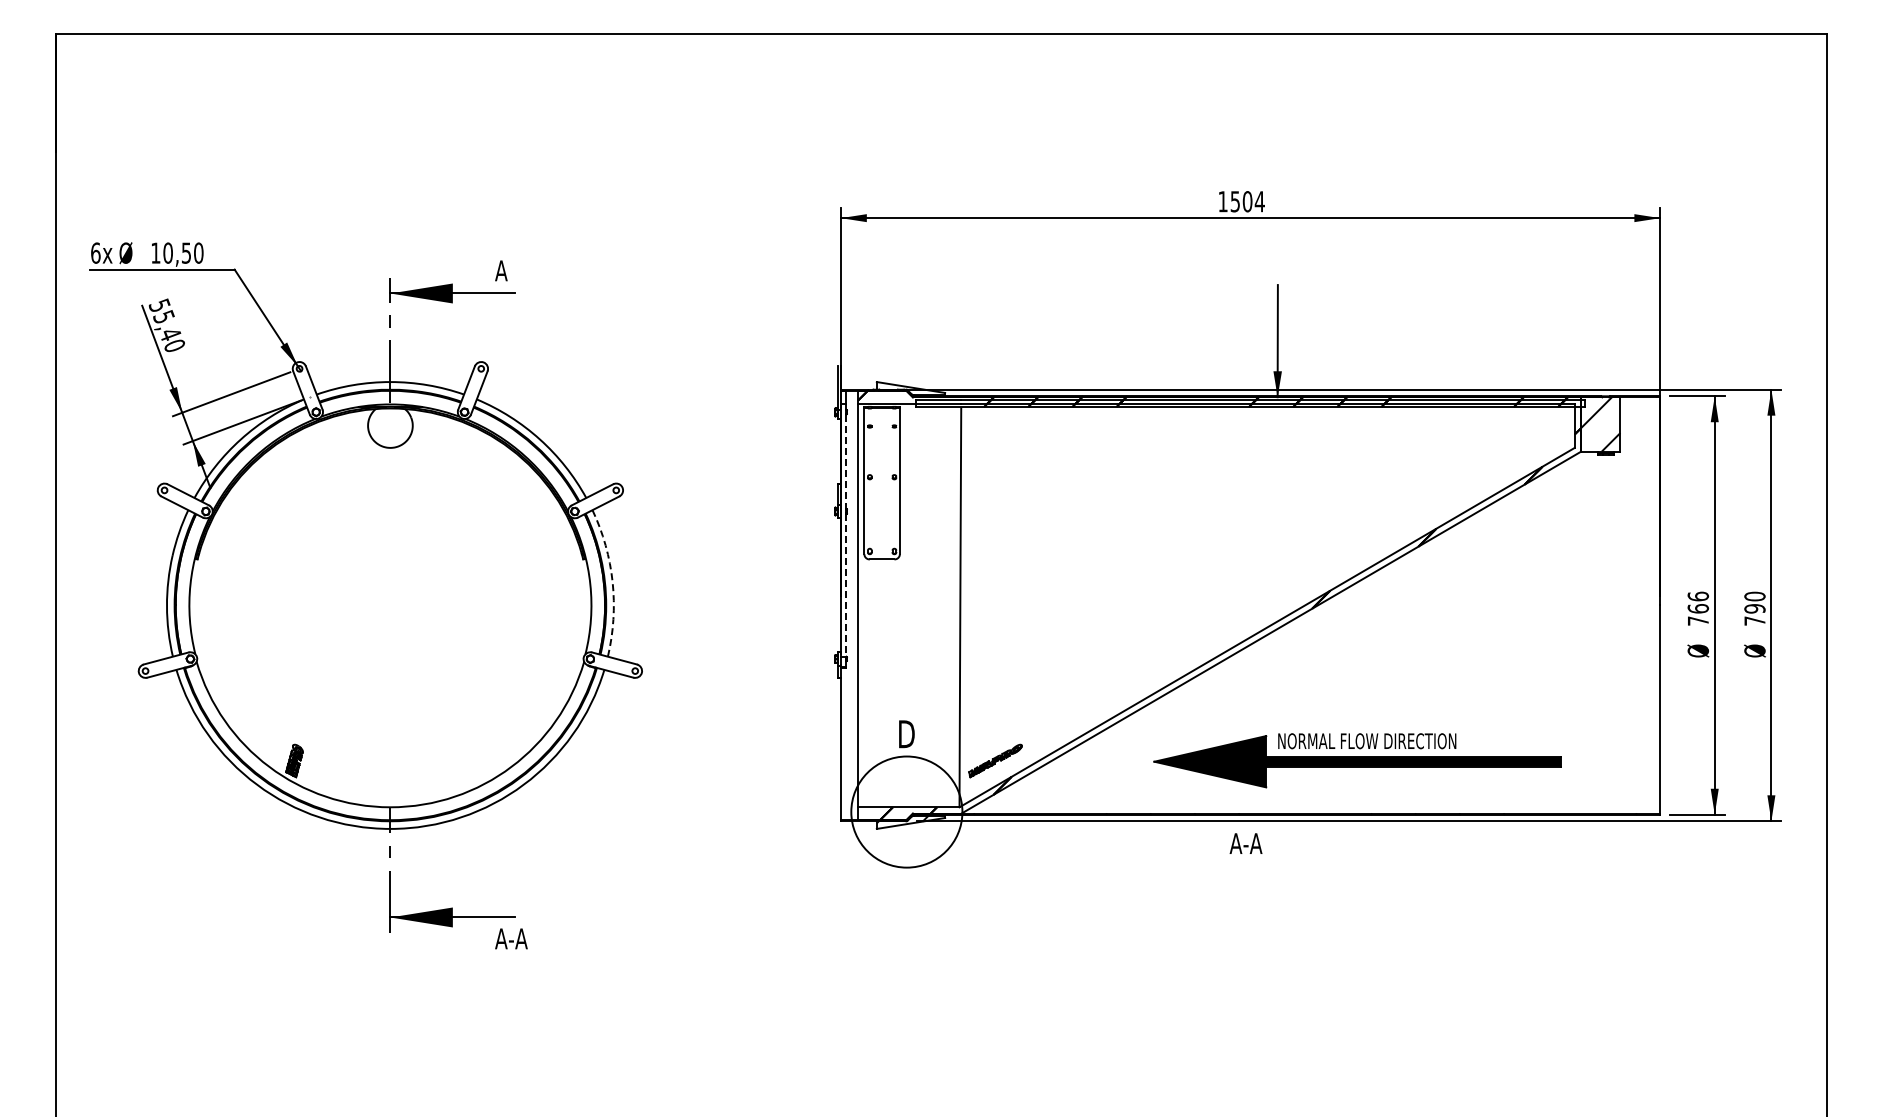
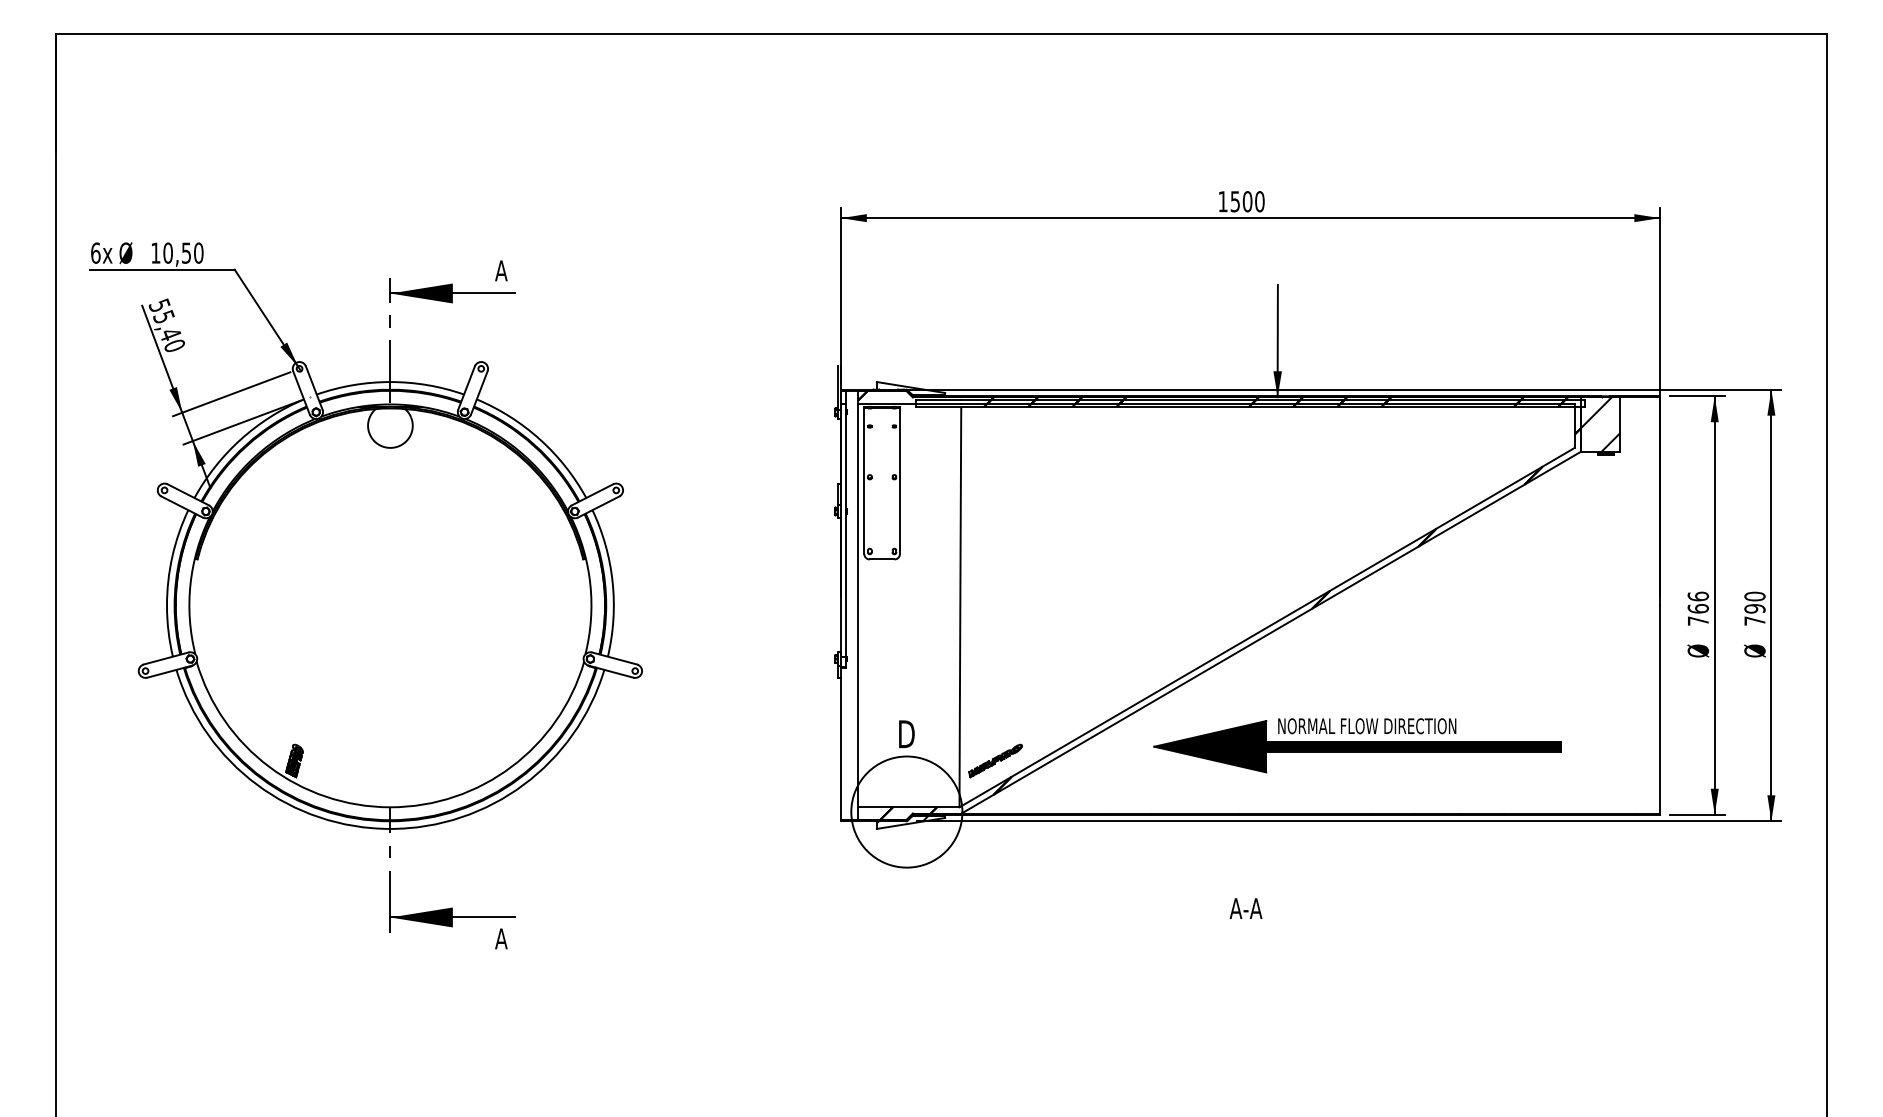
text: 1504 -> 1500 (1259, 201)
line: dashed -> solid (846, 531)
arc: dashed -> solid (612, 582)
part position: (1357, 760) -> (1357, 745) (1357, 745)
text position: (1245, 843) -> (1245, 908) (1245, 908)
text: A-A -> A (518, 938)
